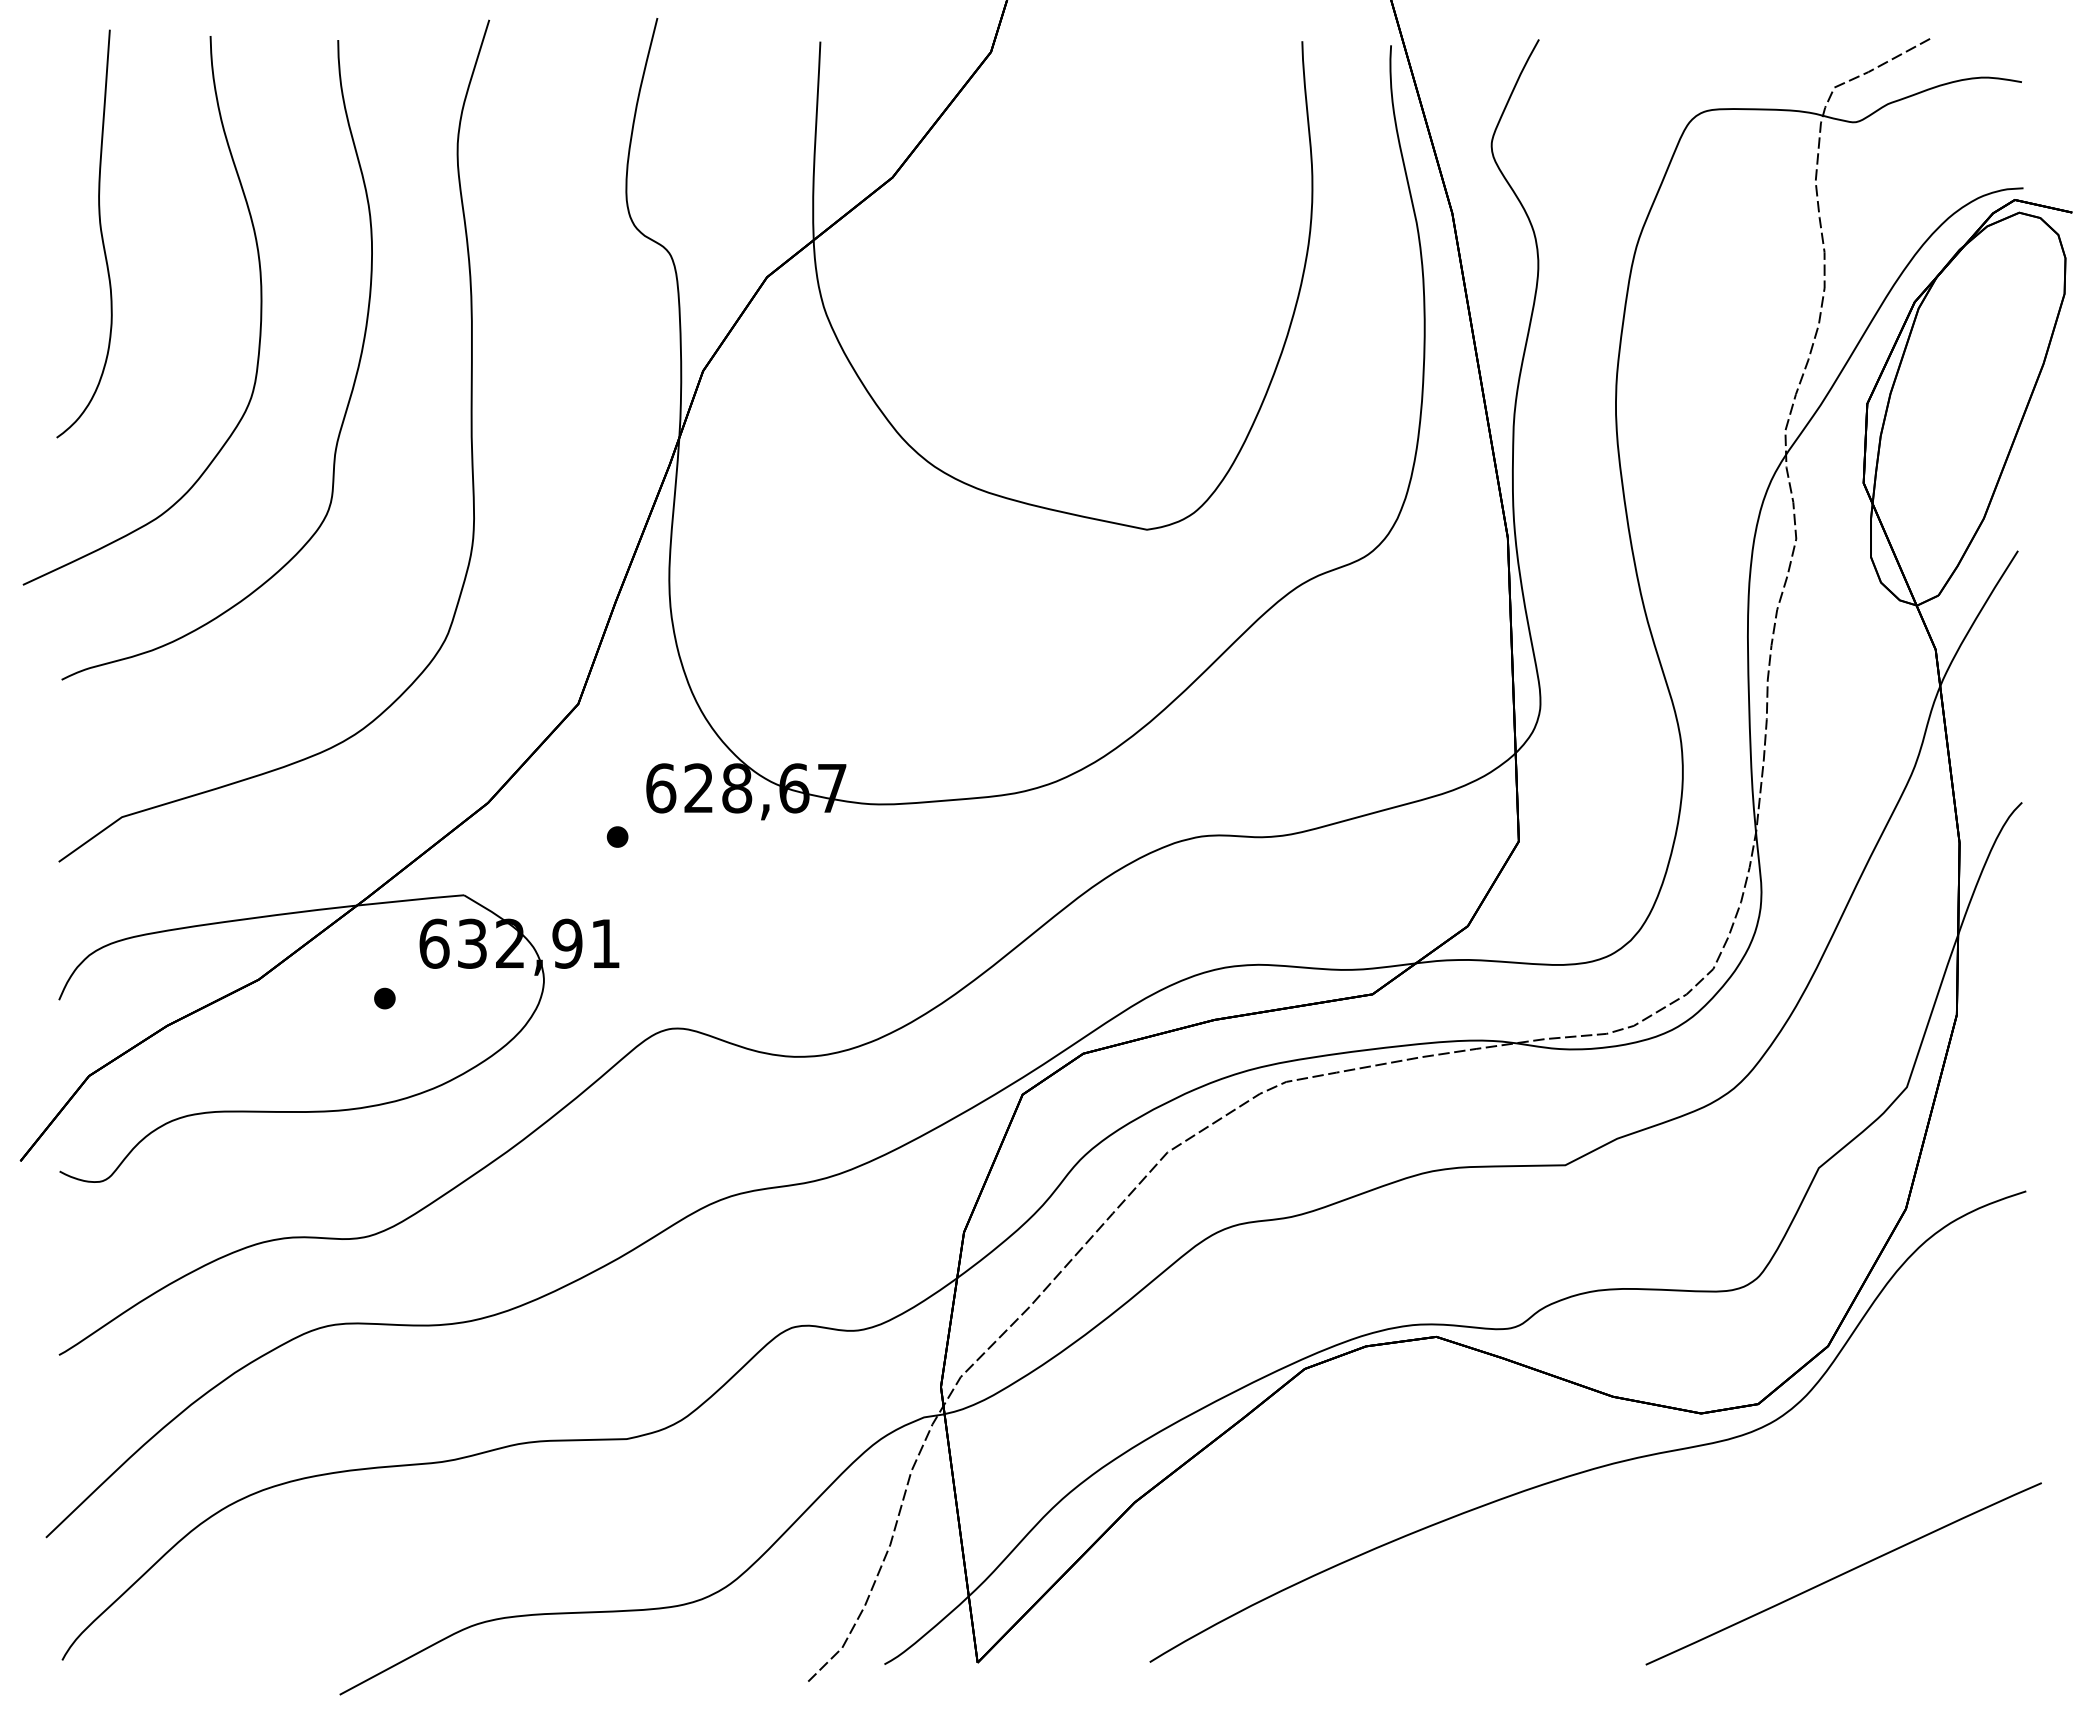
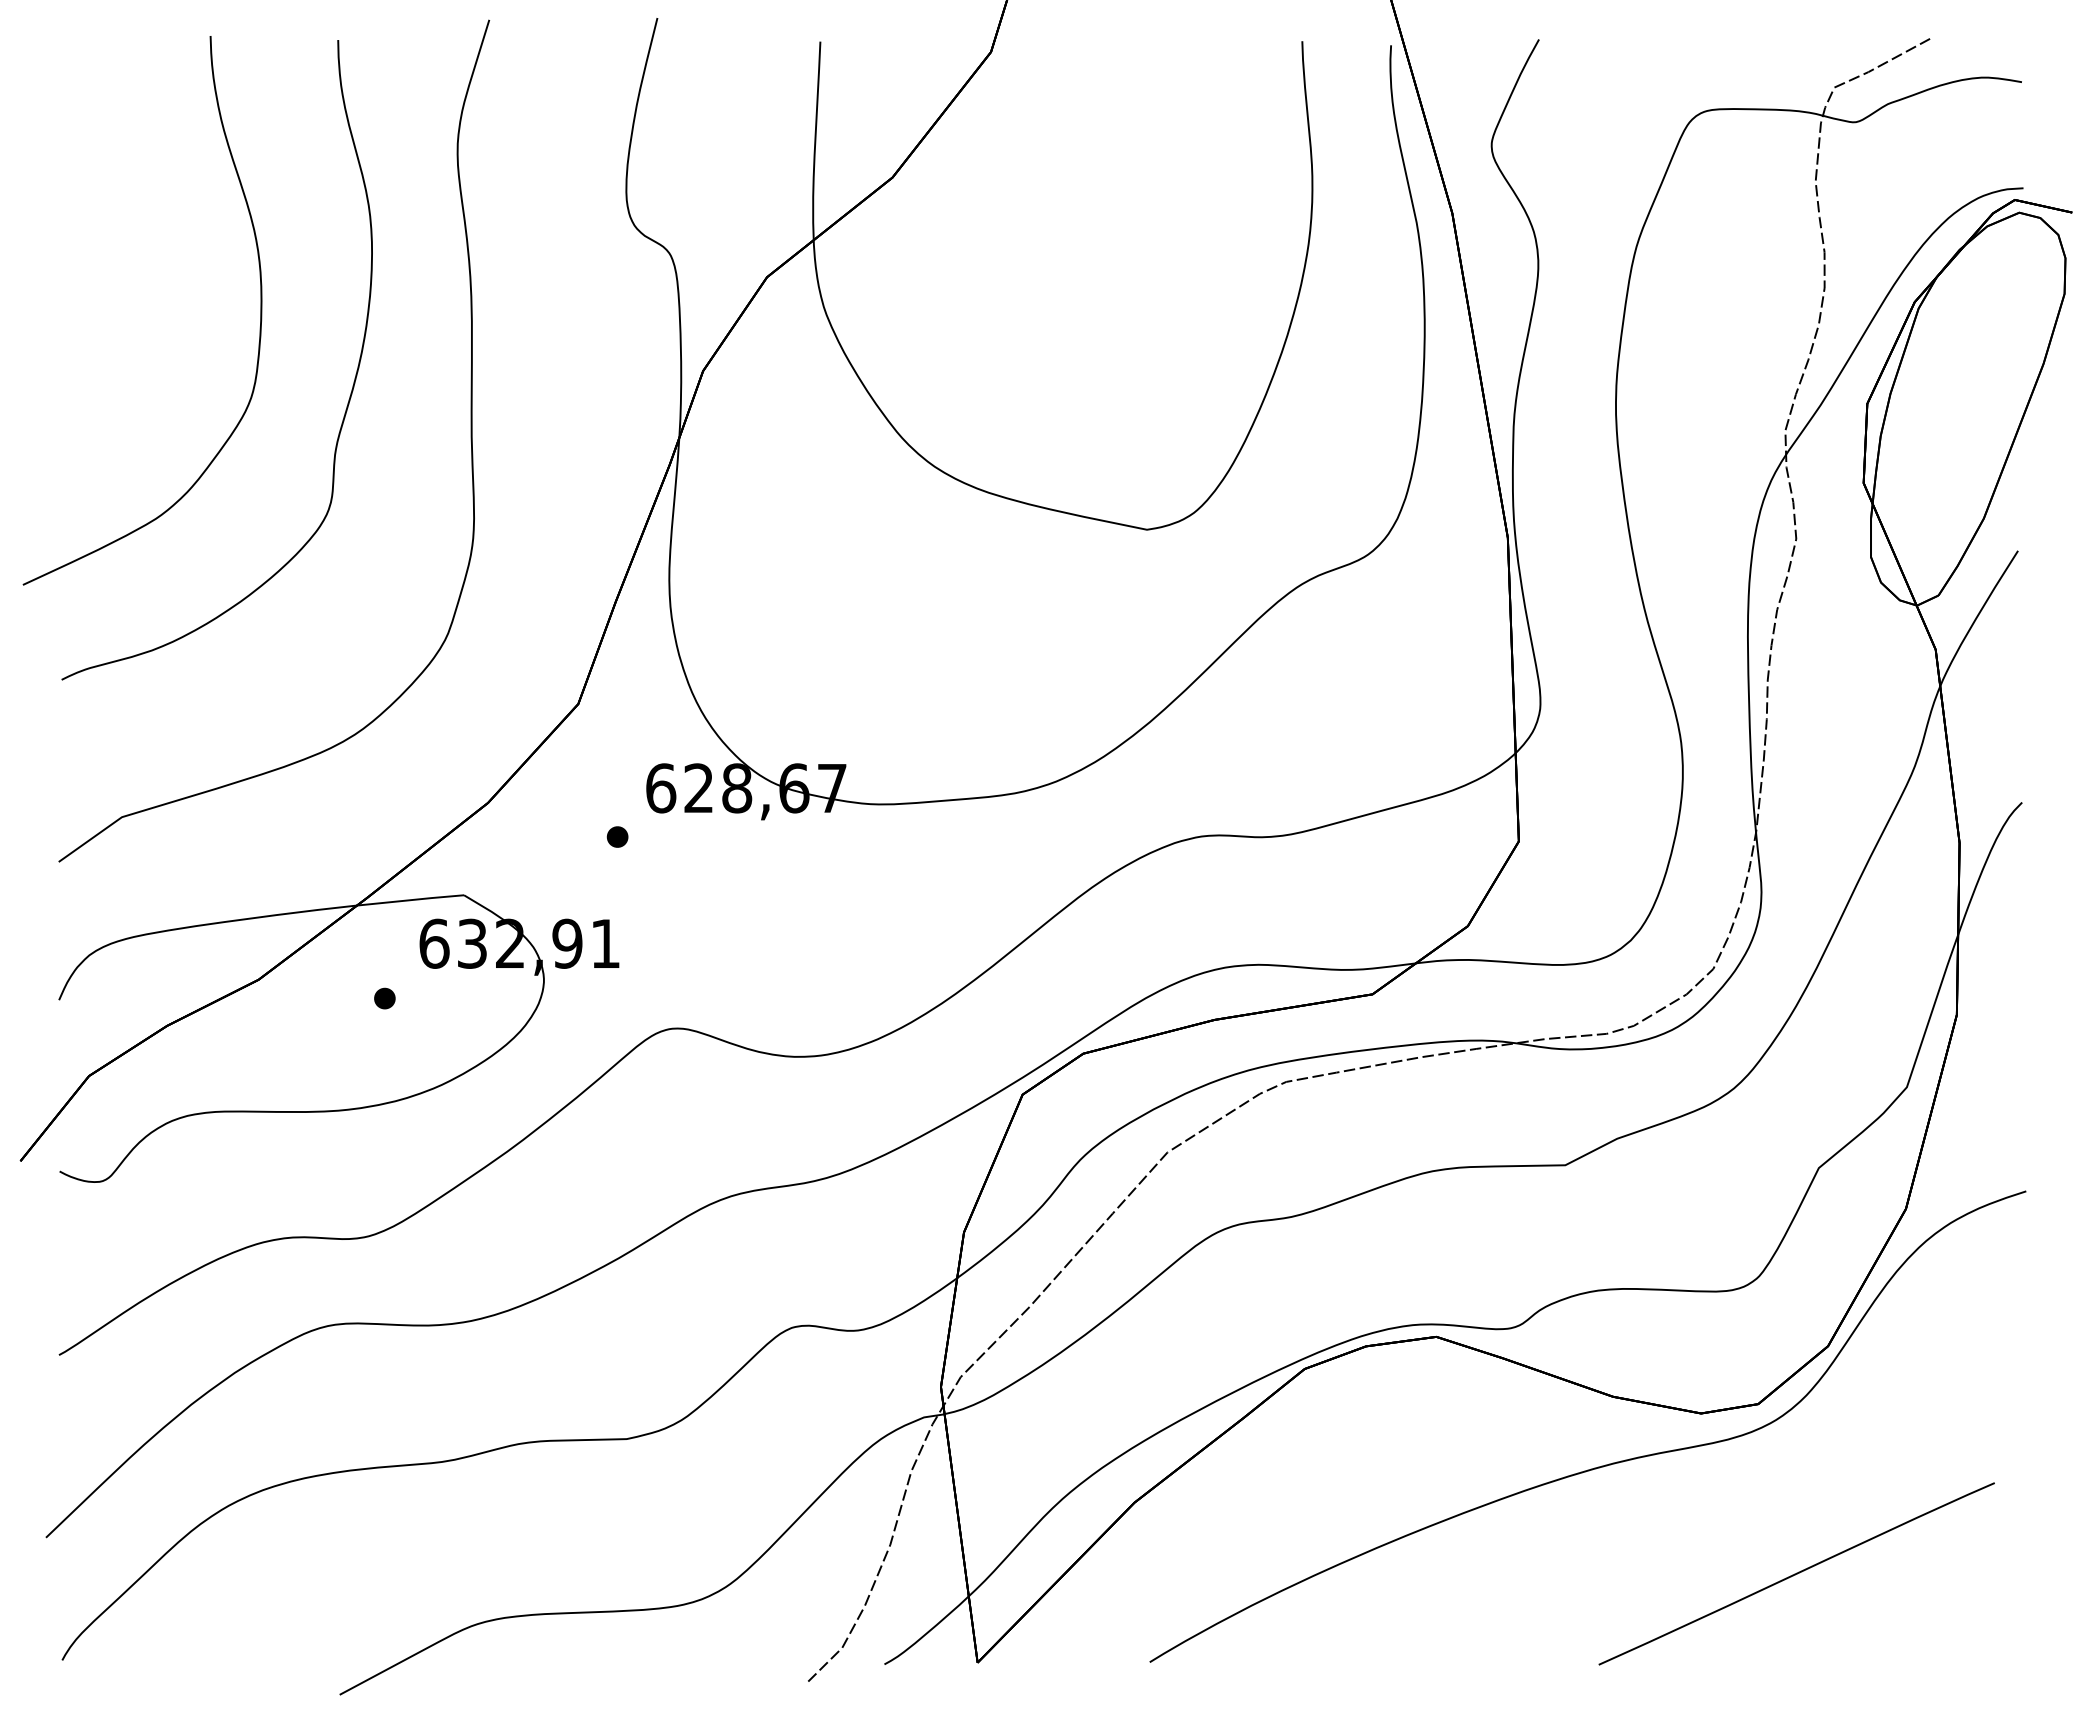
curve: present -> none (100, 233)
curve position: (1843, 1573) -> (1796, 1573) (1796, 1573)
